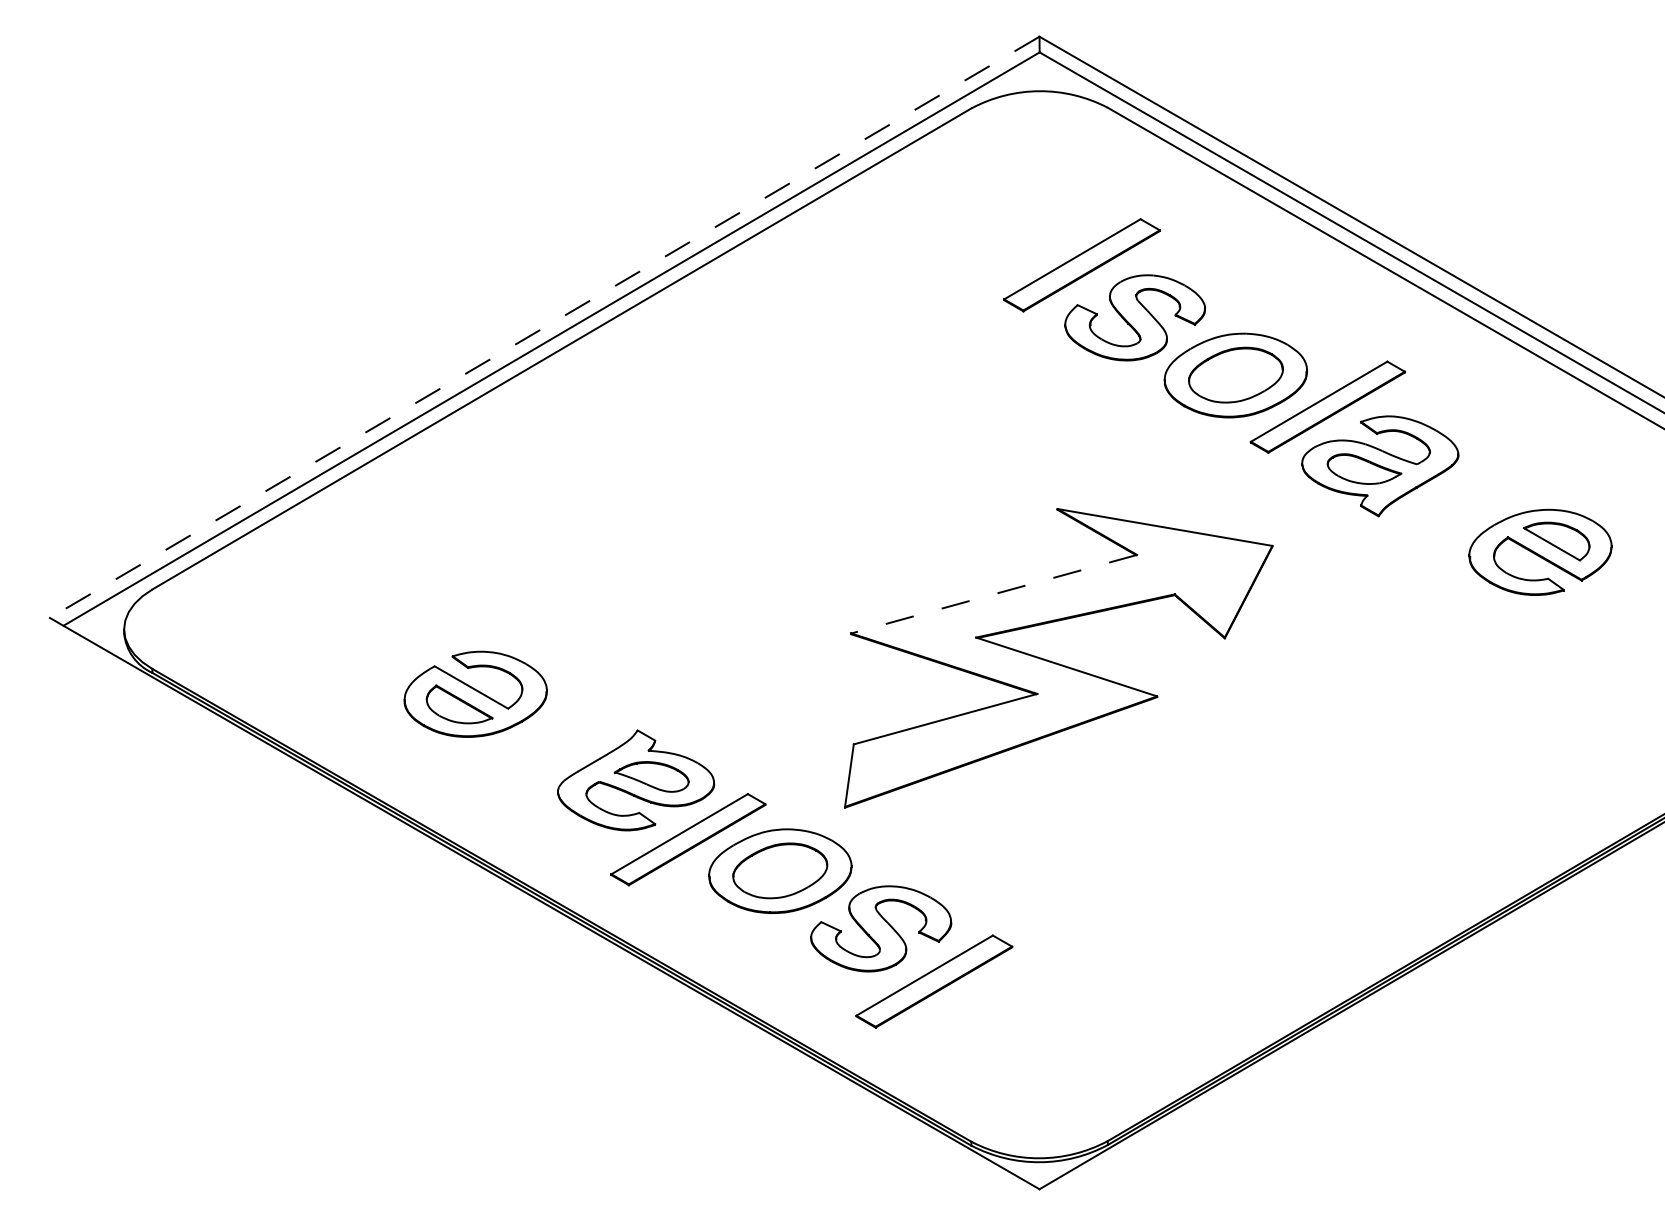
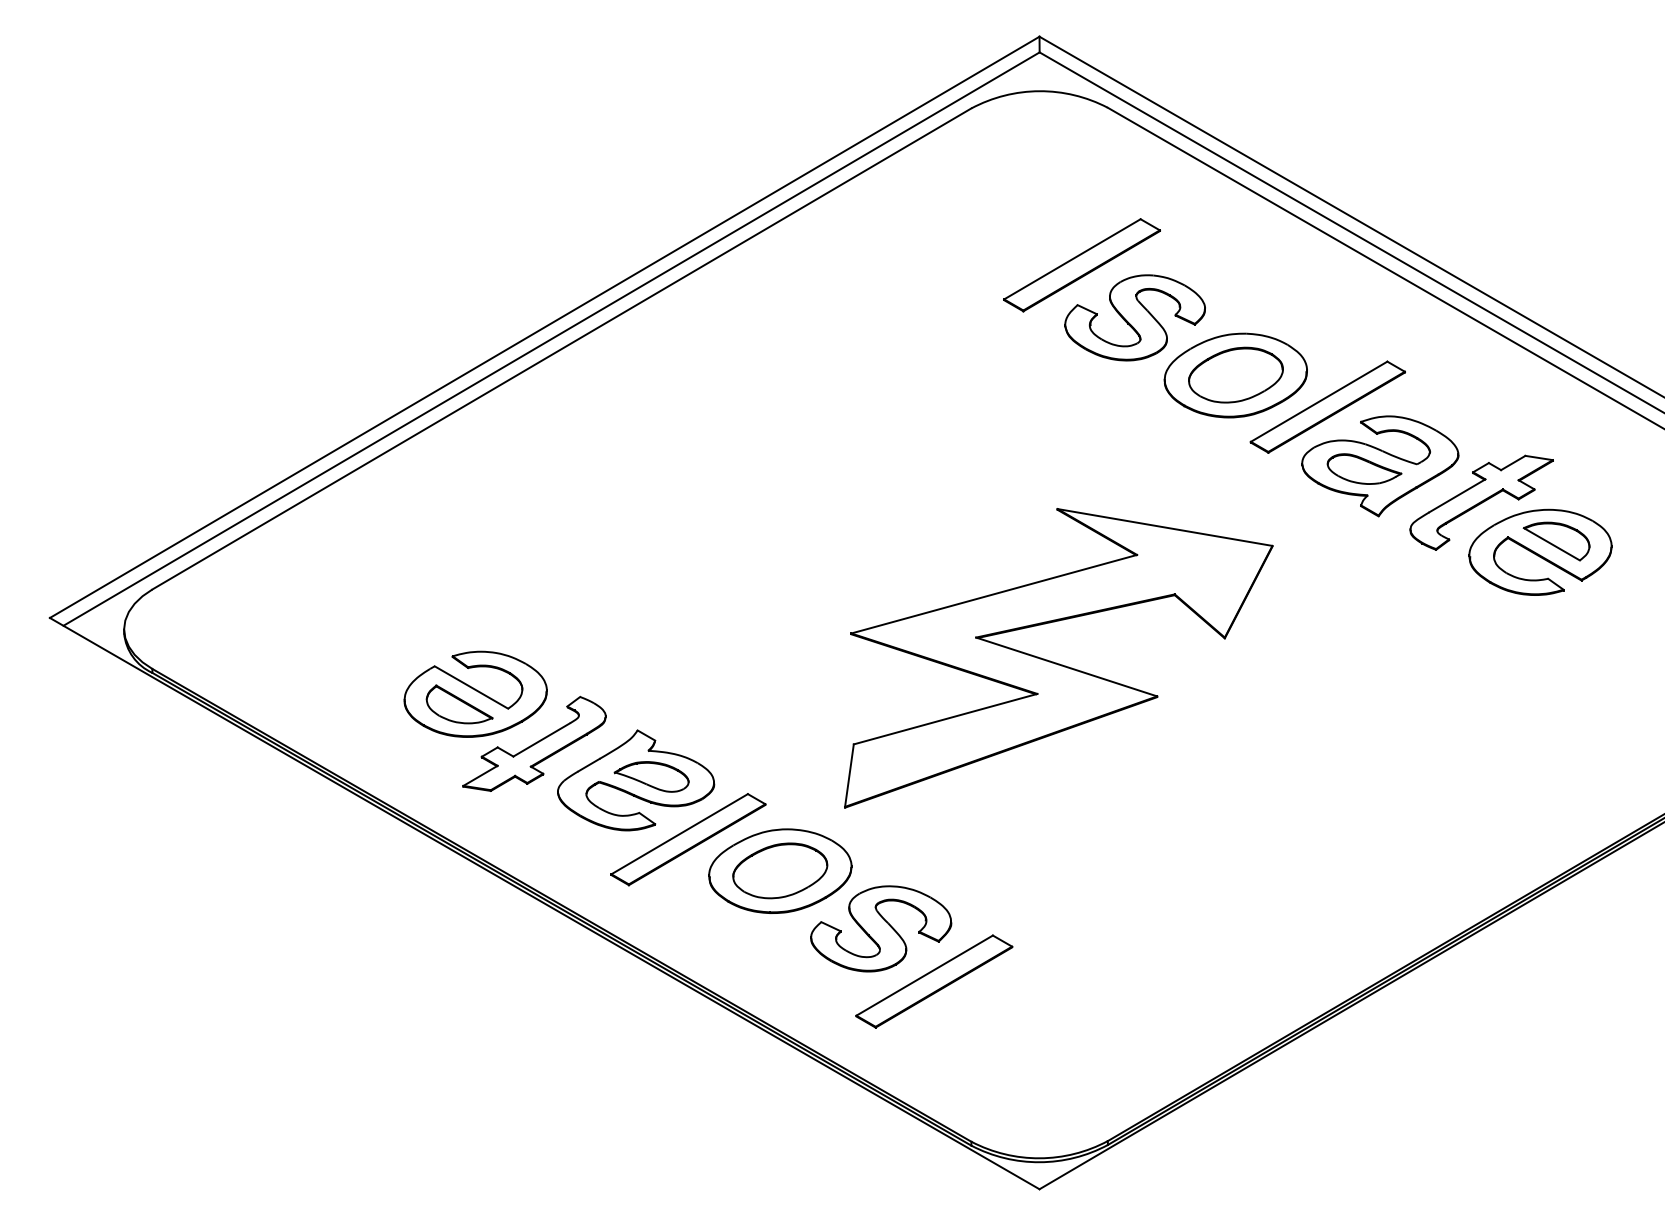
line: dashed -> solid (544, 327)
part: none -> present (1481, 502)
line: dashed -> solid (993, 594)
part: none -> present (534, 743)
